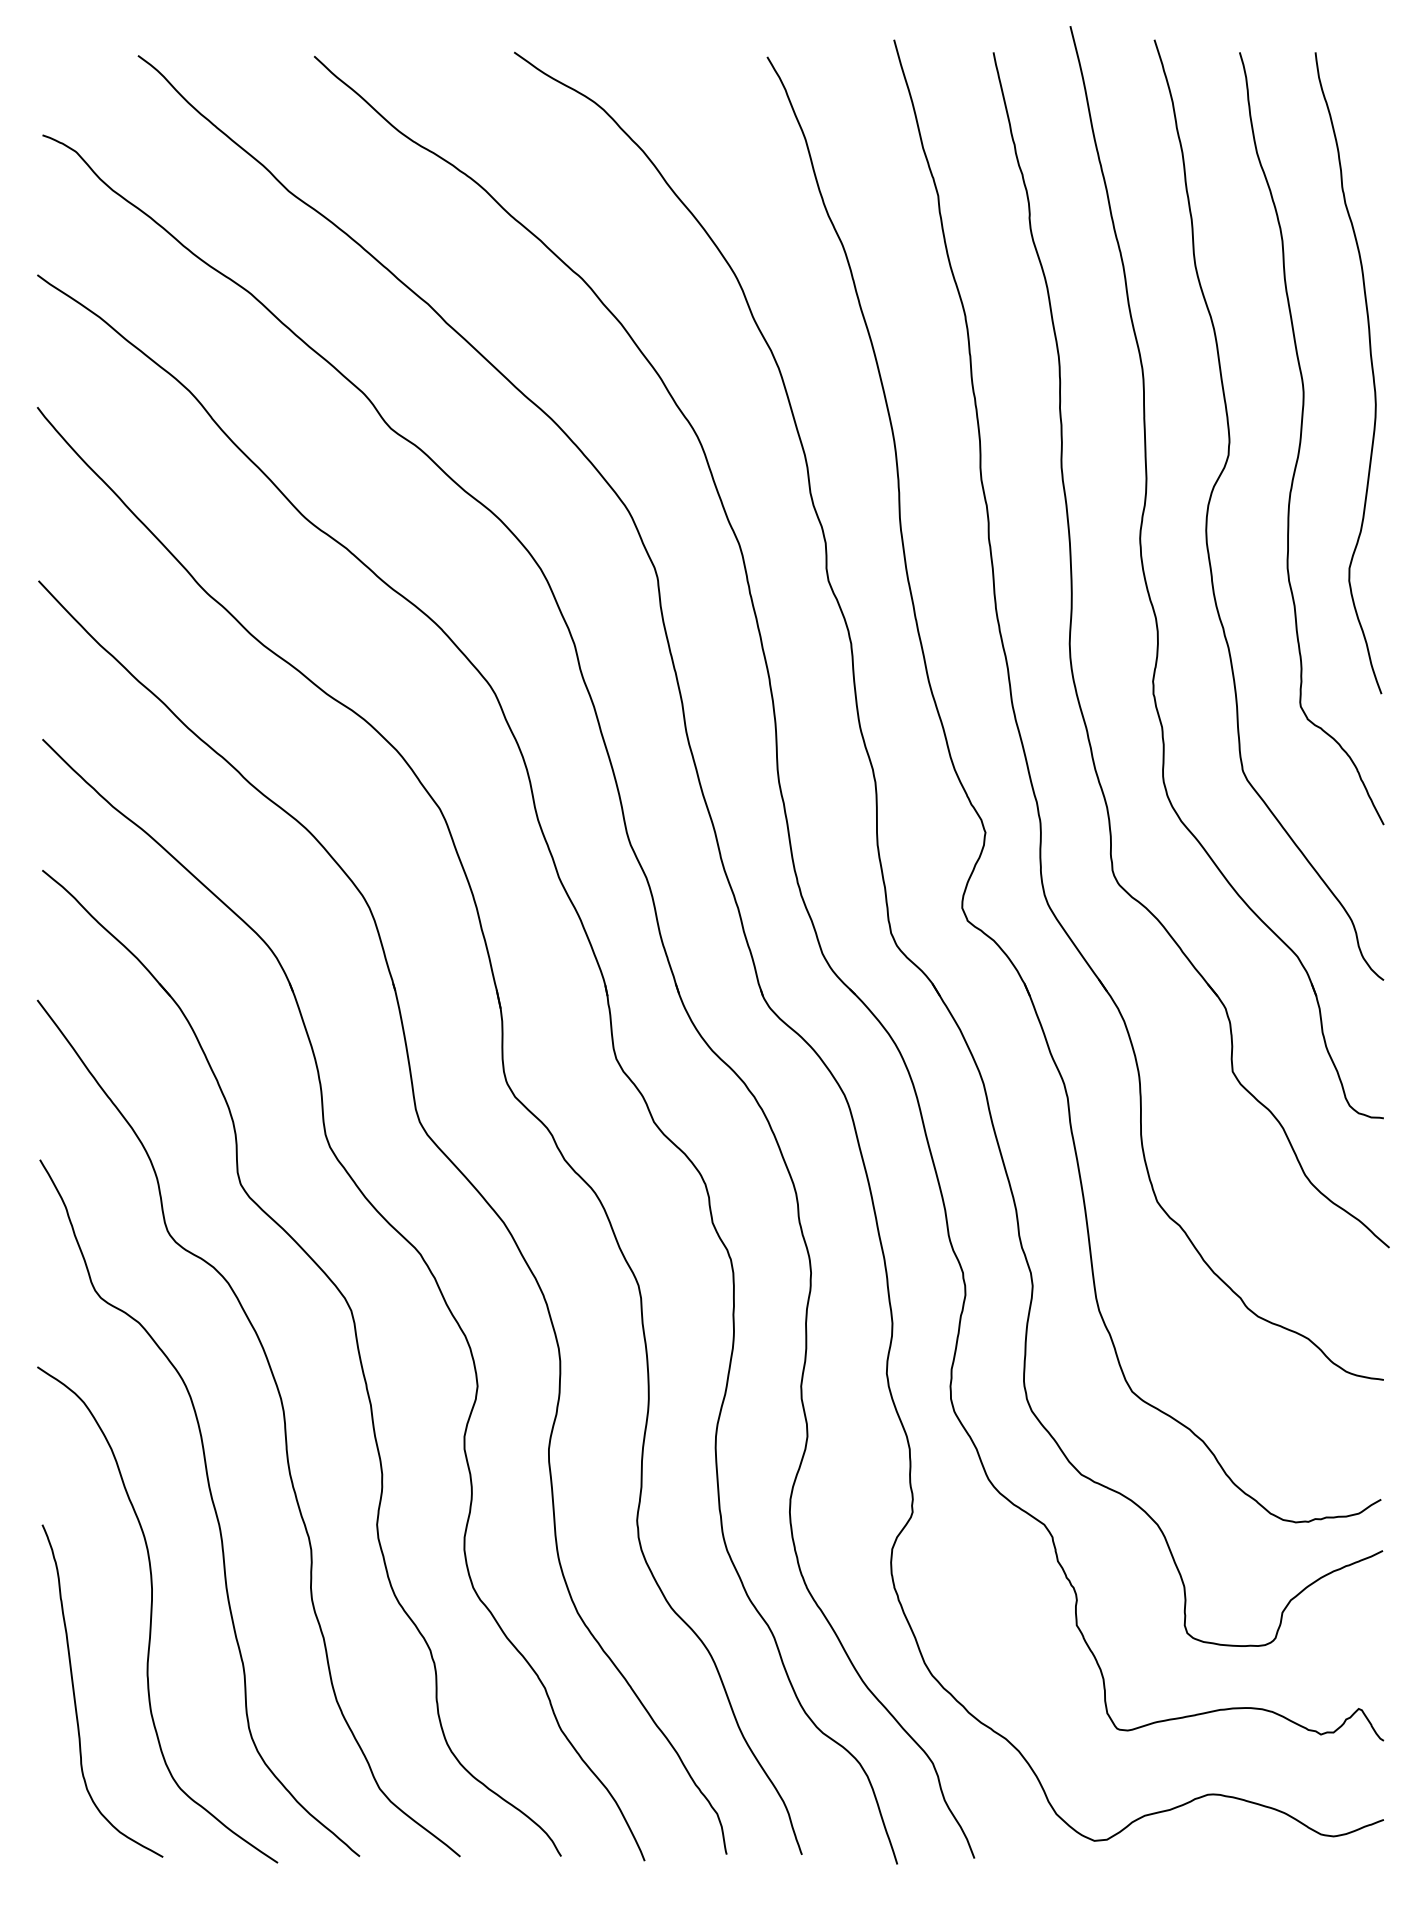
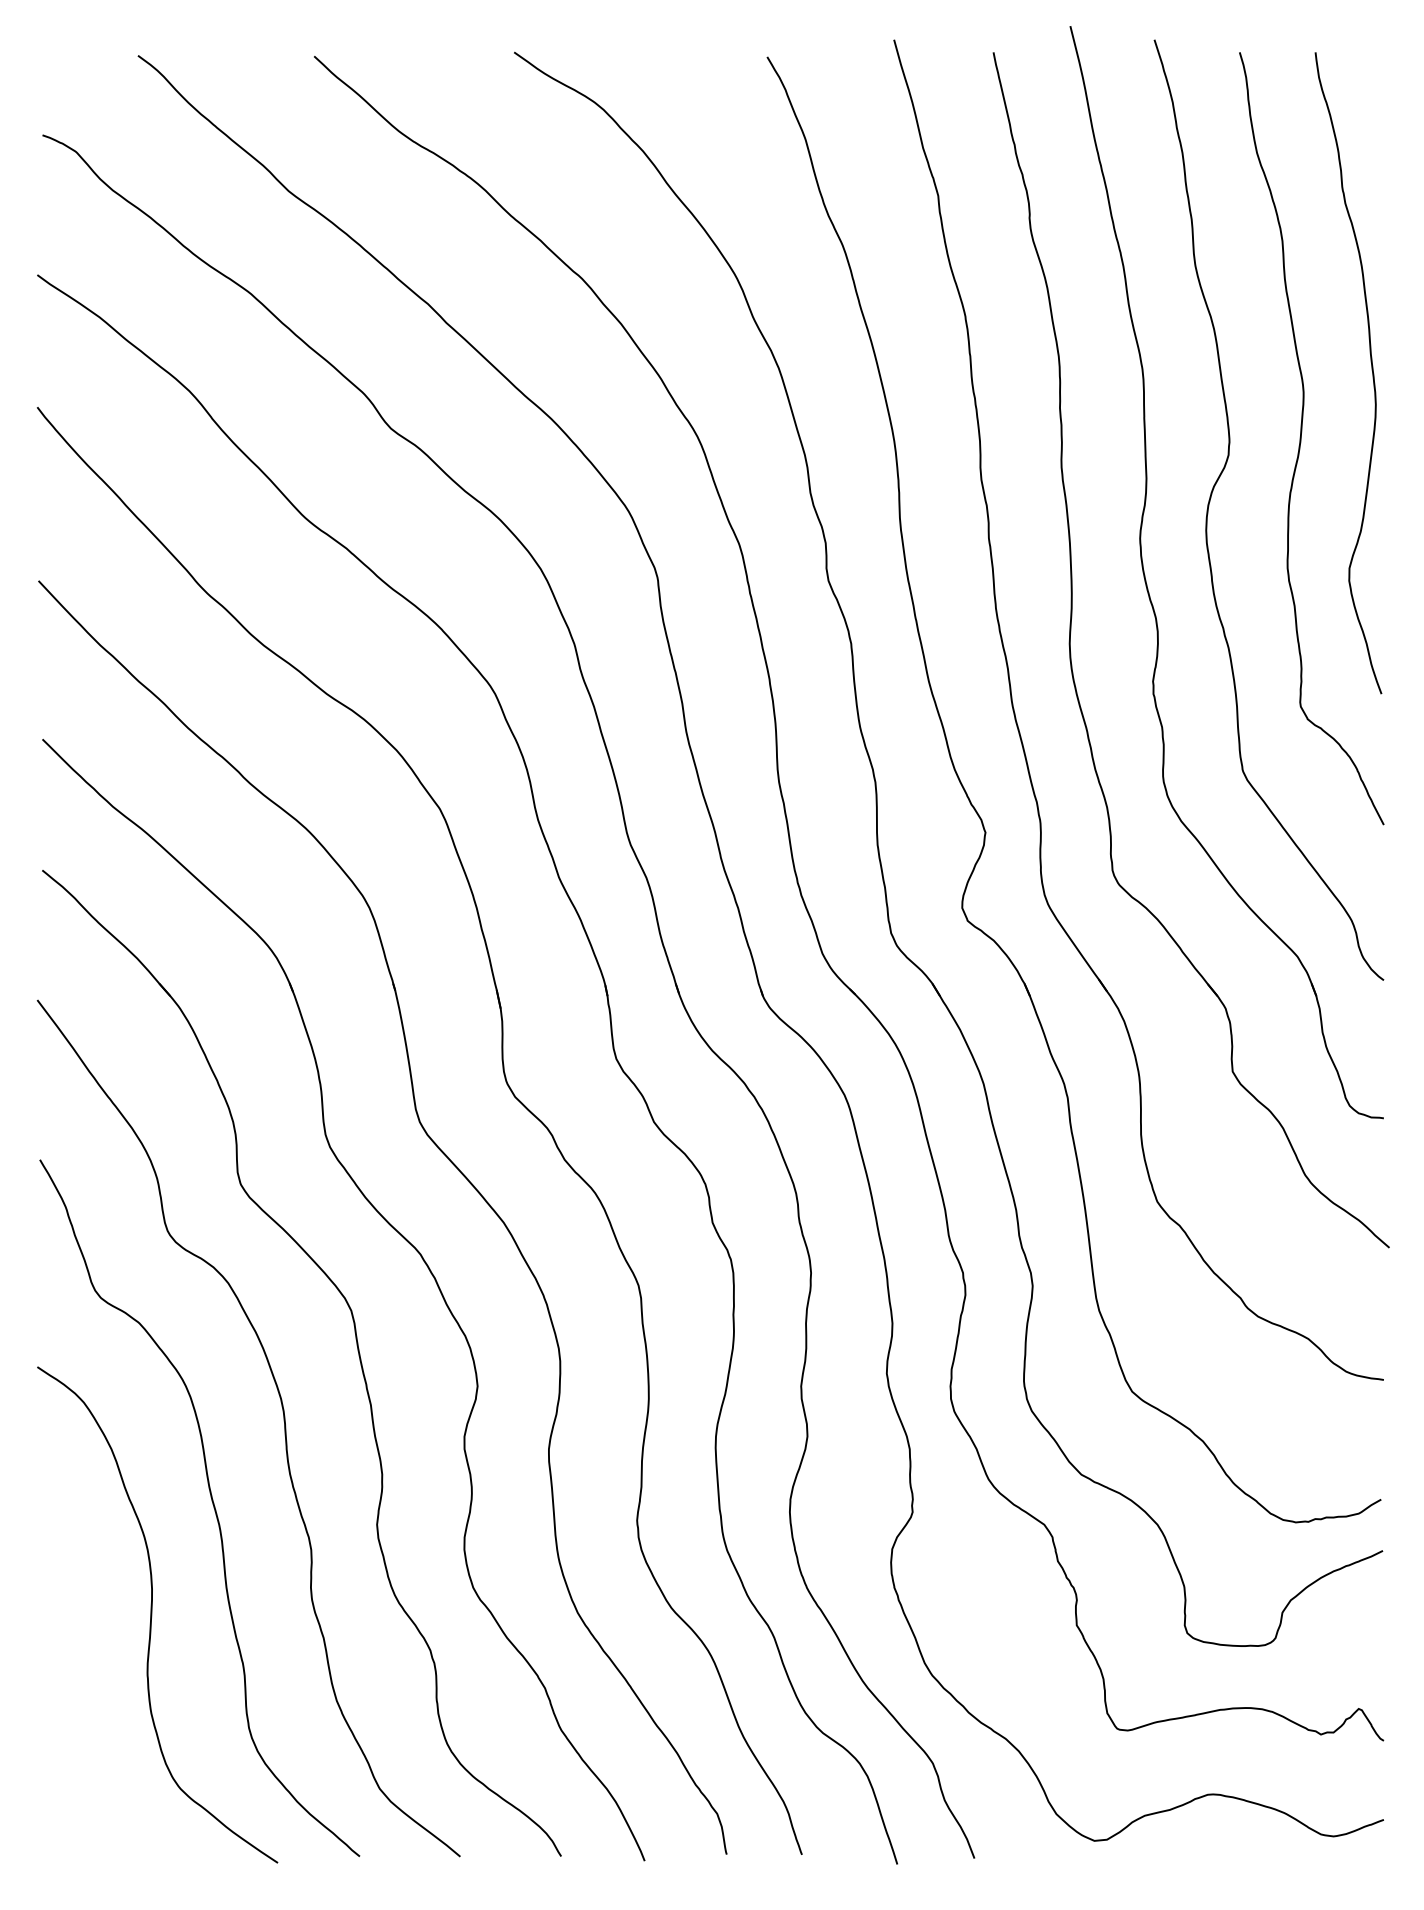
curve: present -> none (75, 1695)
